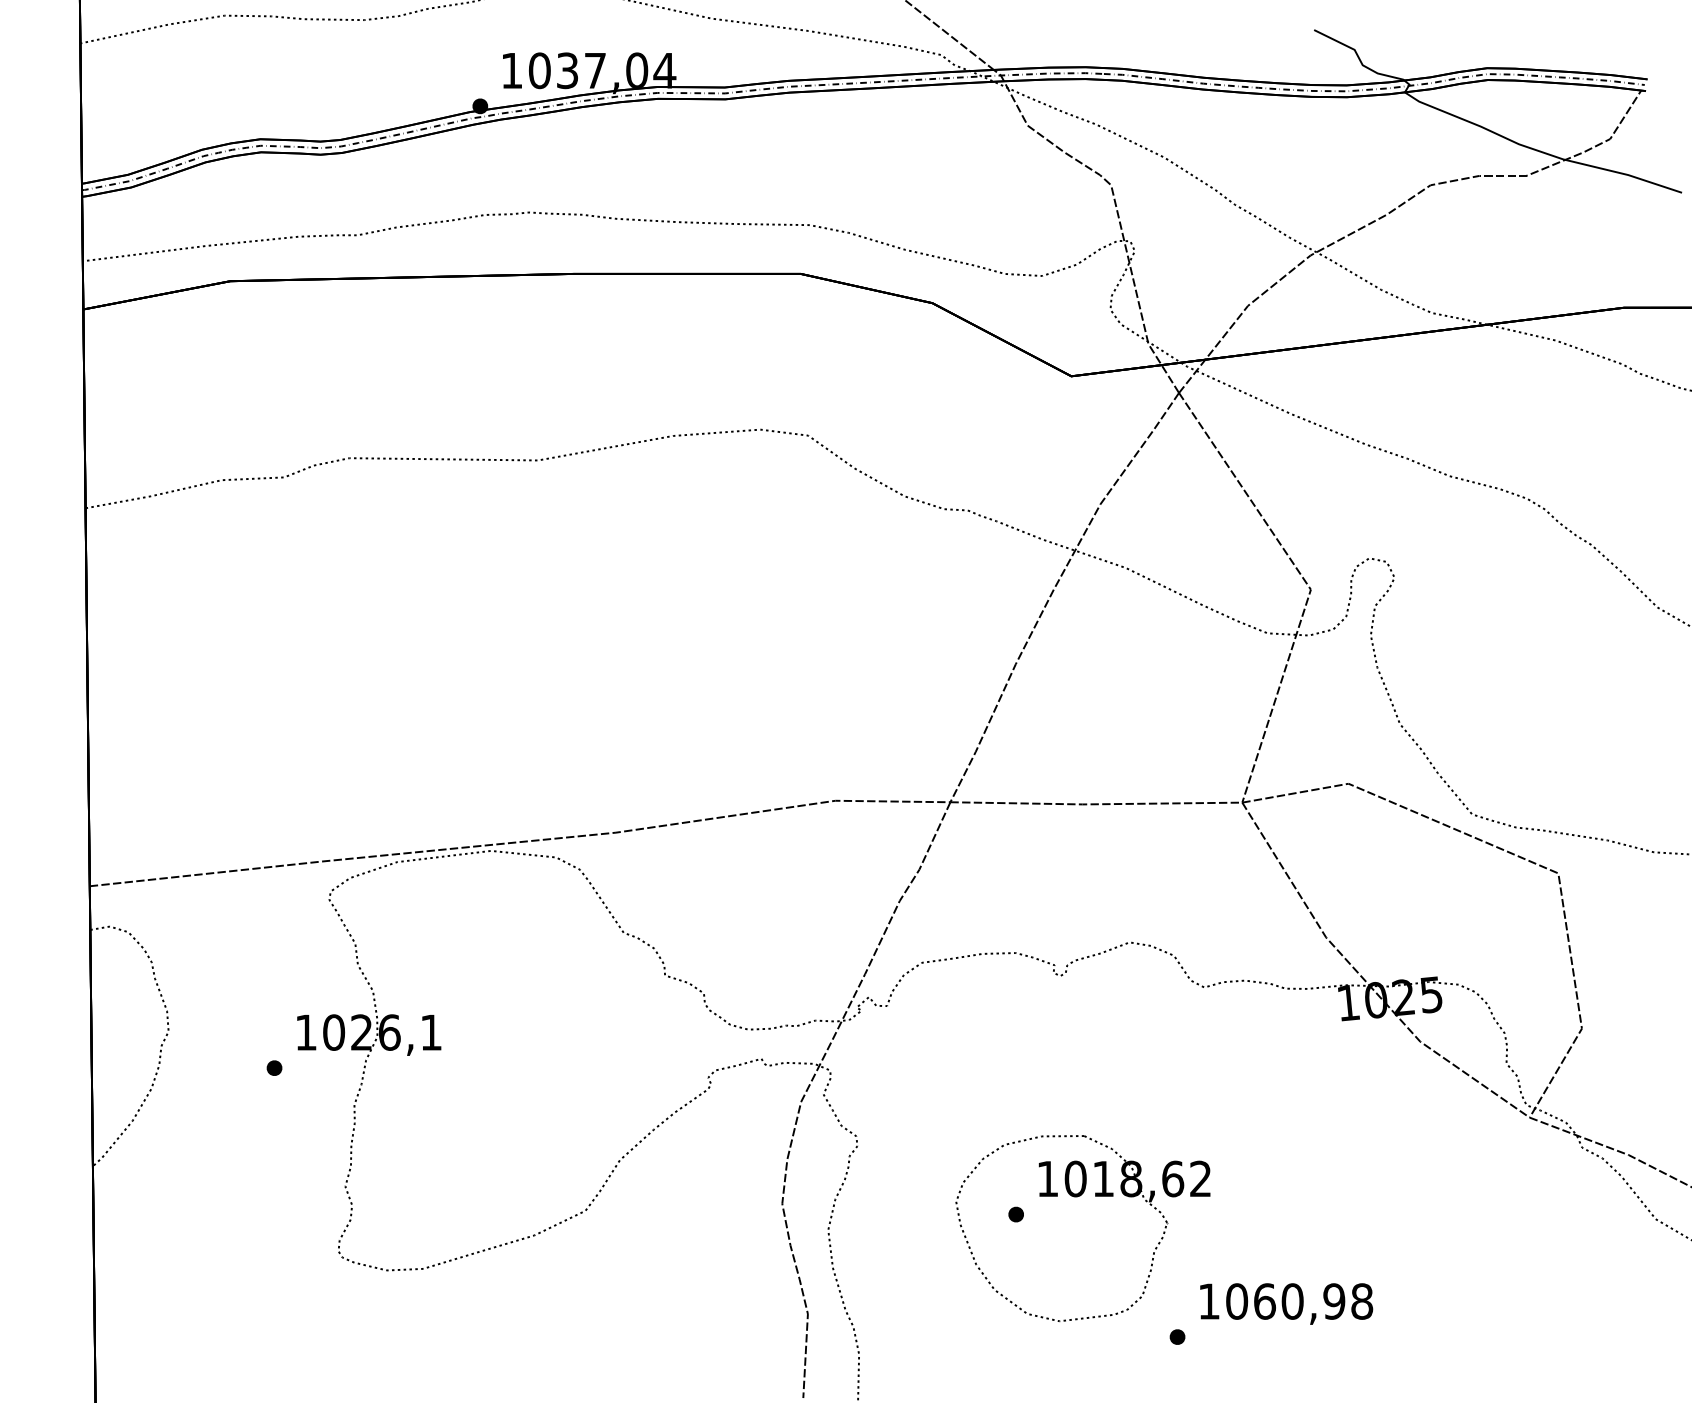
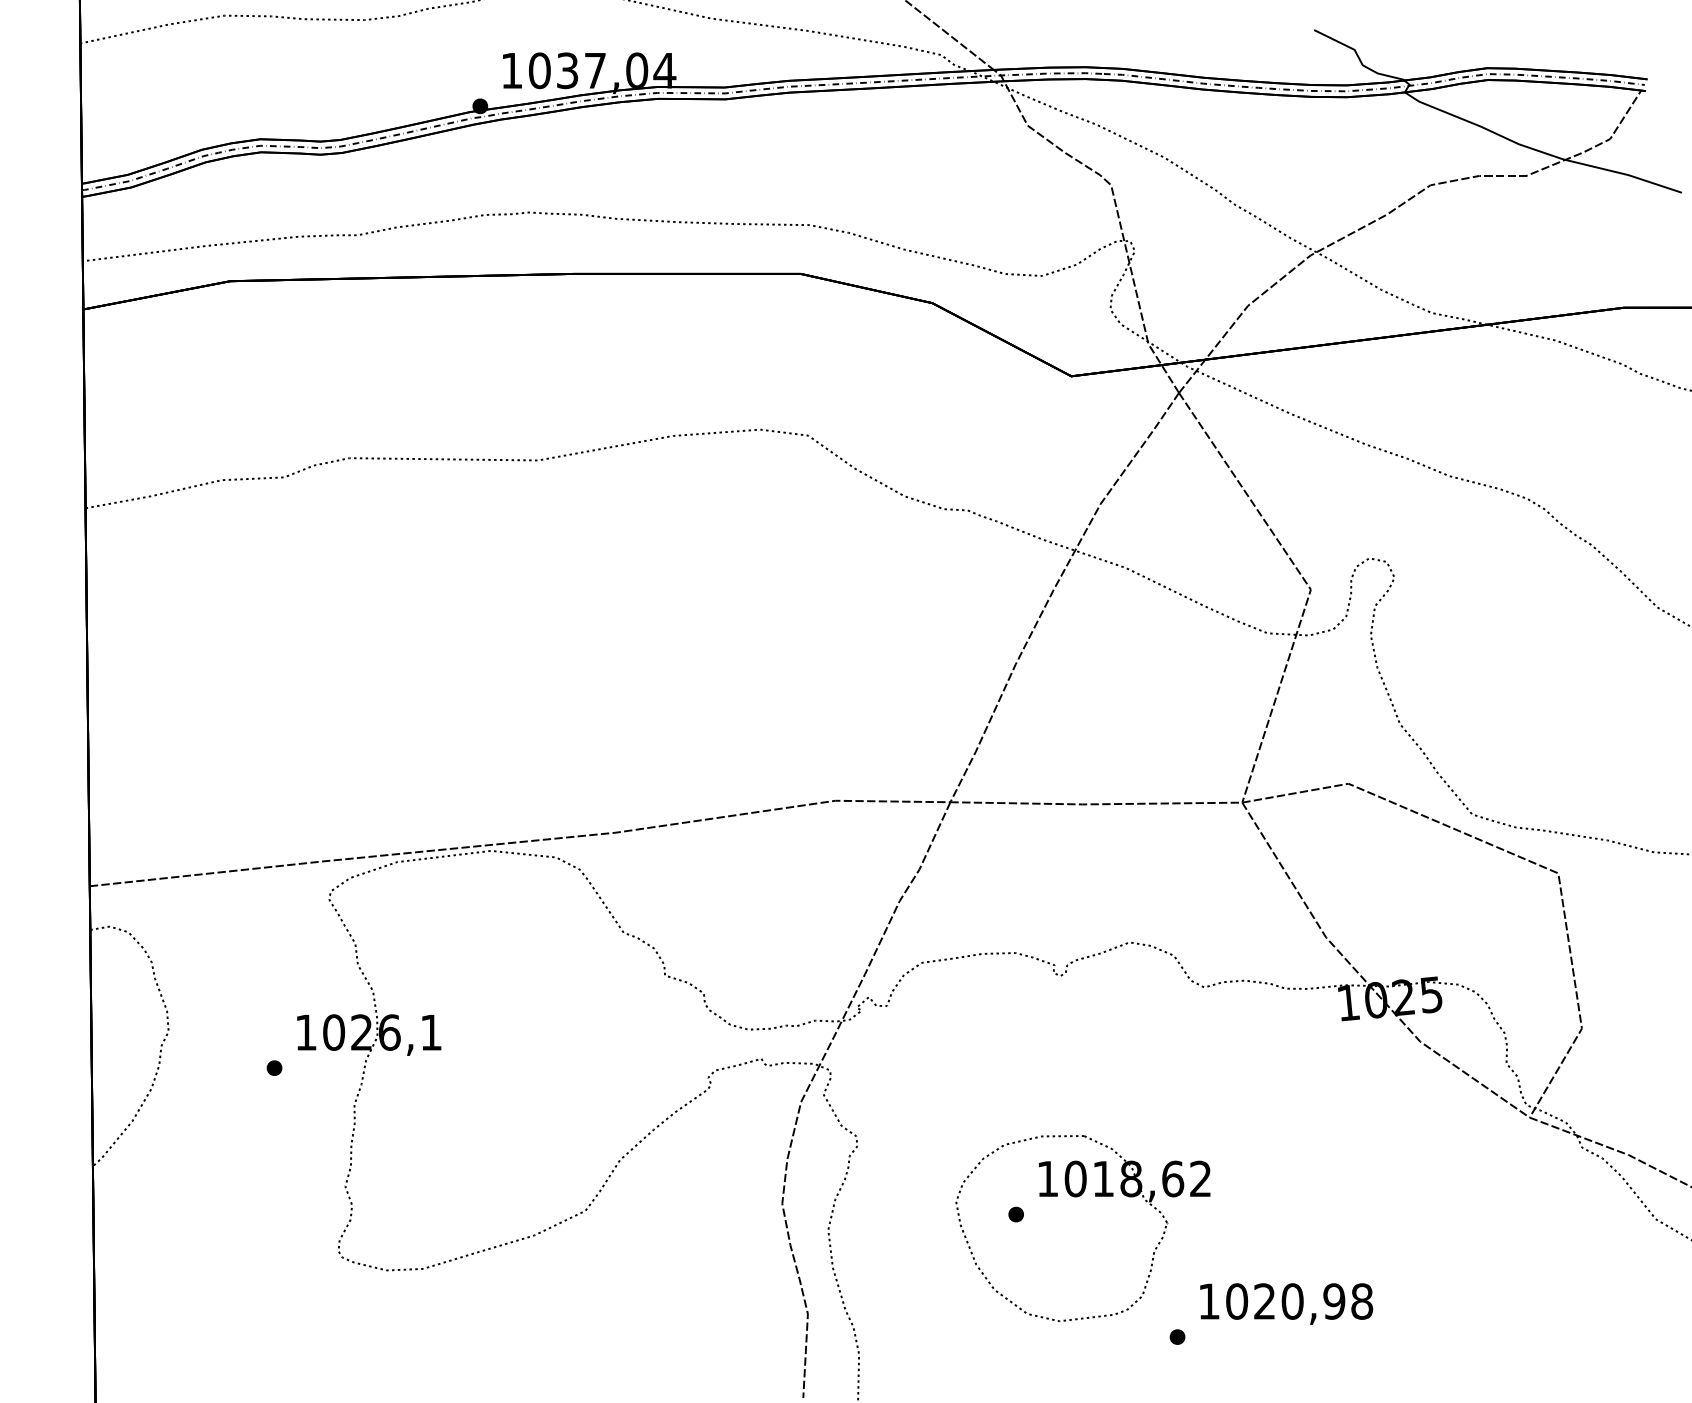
text: 1060,98 -> 1020,98 (1265, 1301)
